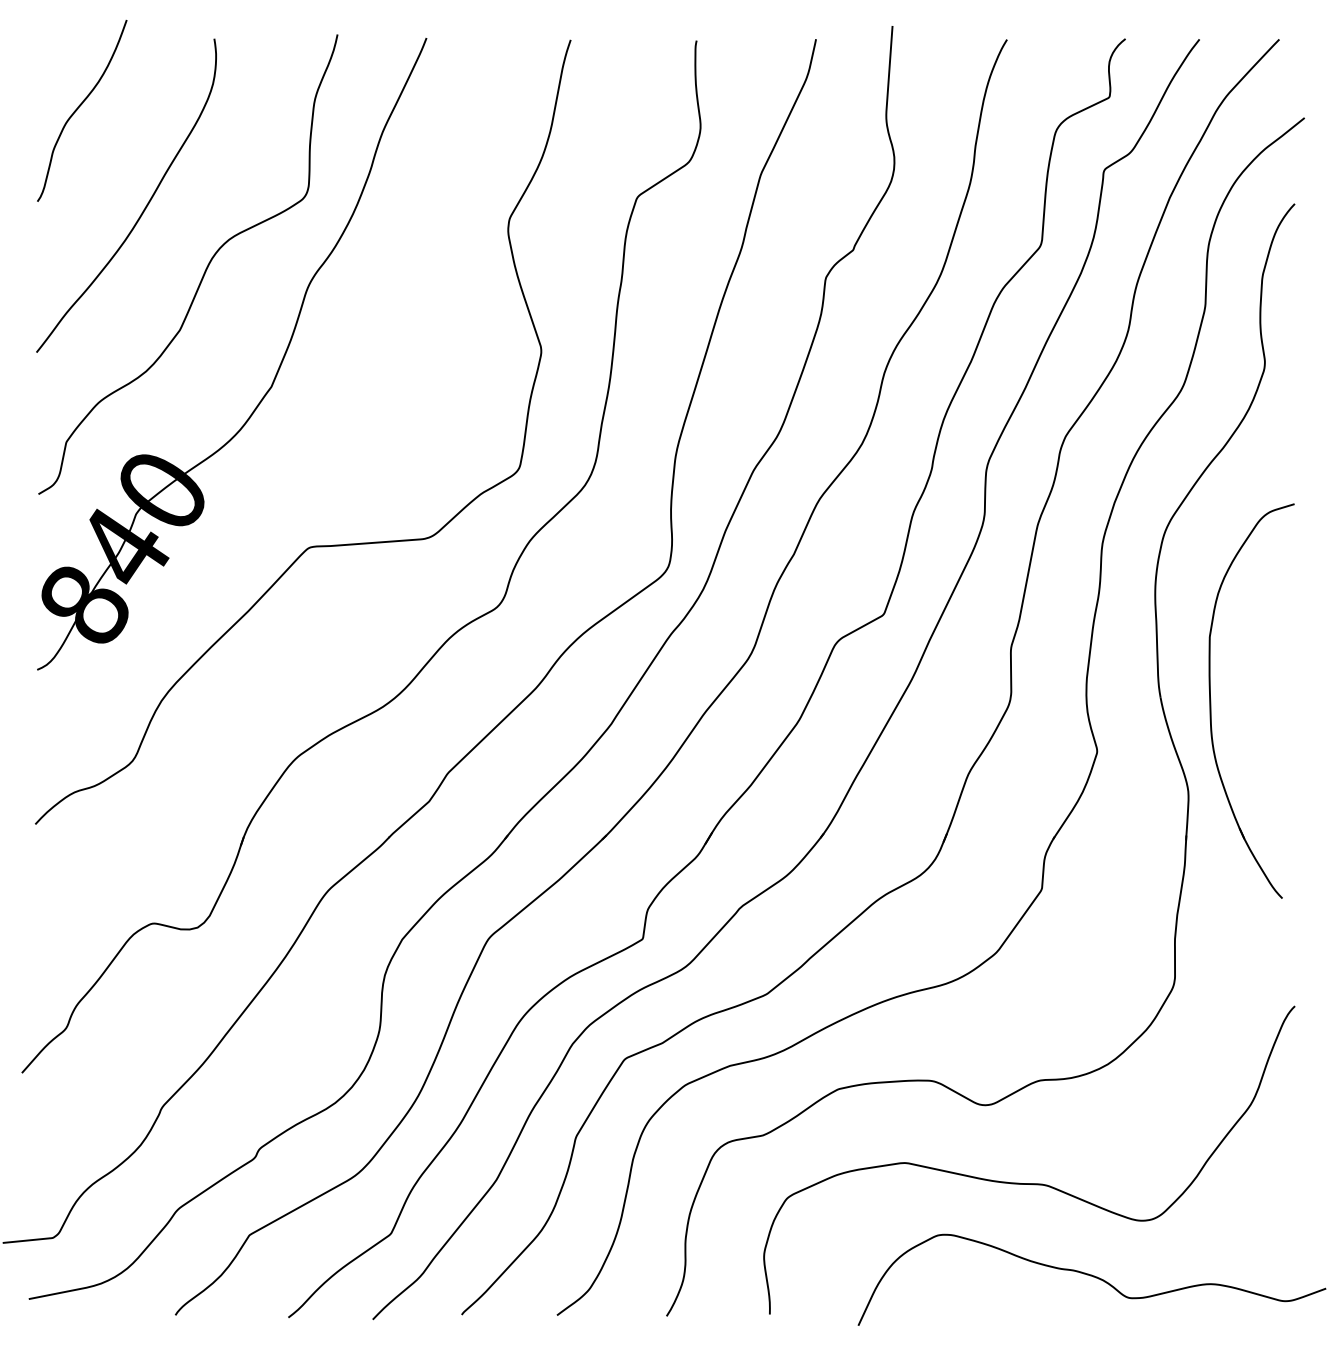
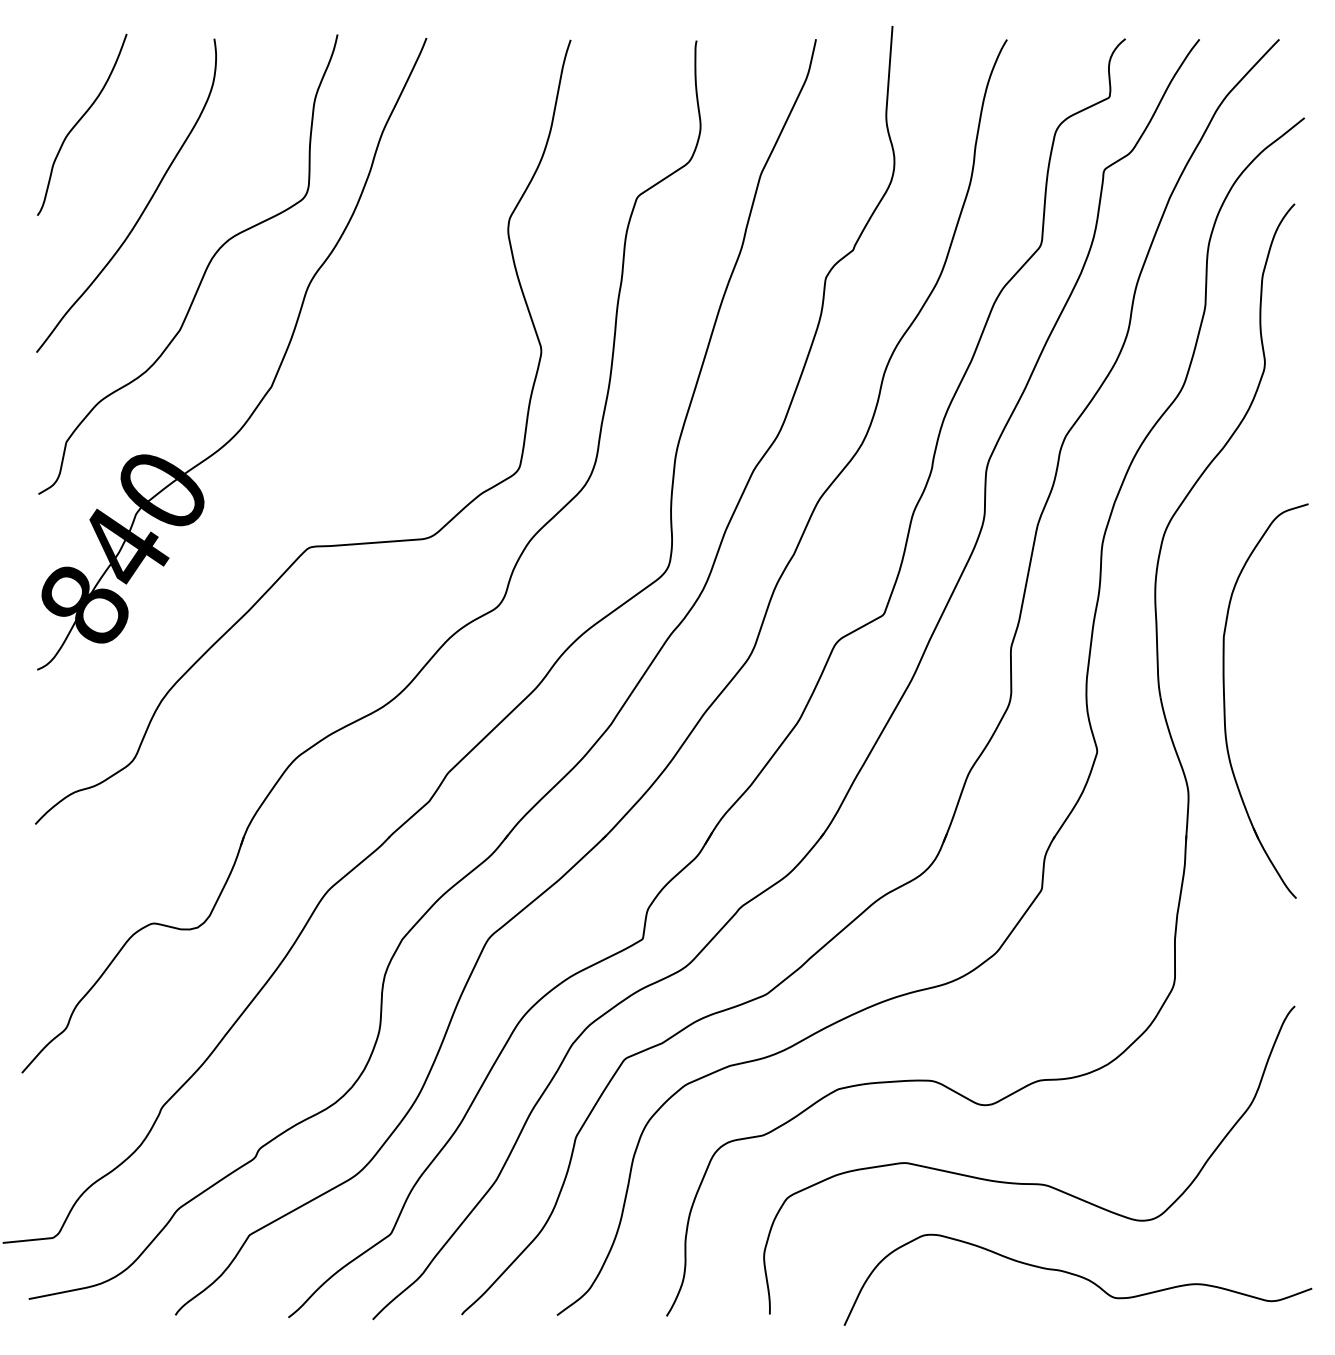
curve position: (79, 107) -> (79, 121) (79, 121)
part position: (1211, 700) -> (1225, 700) (1225, 700)
curve position: (1093, 1277) -> (1079, 1277) (1079, 1277)
